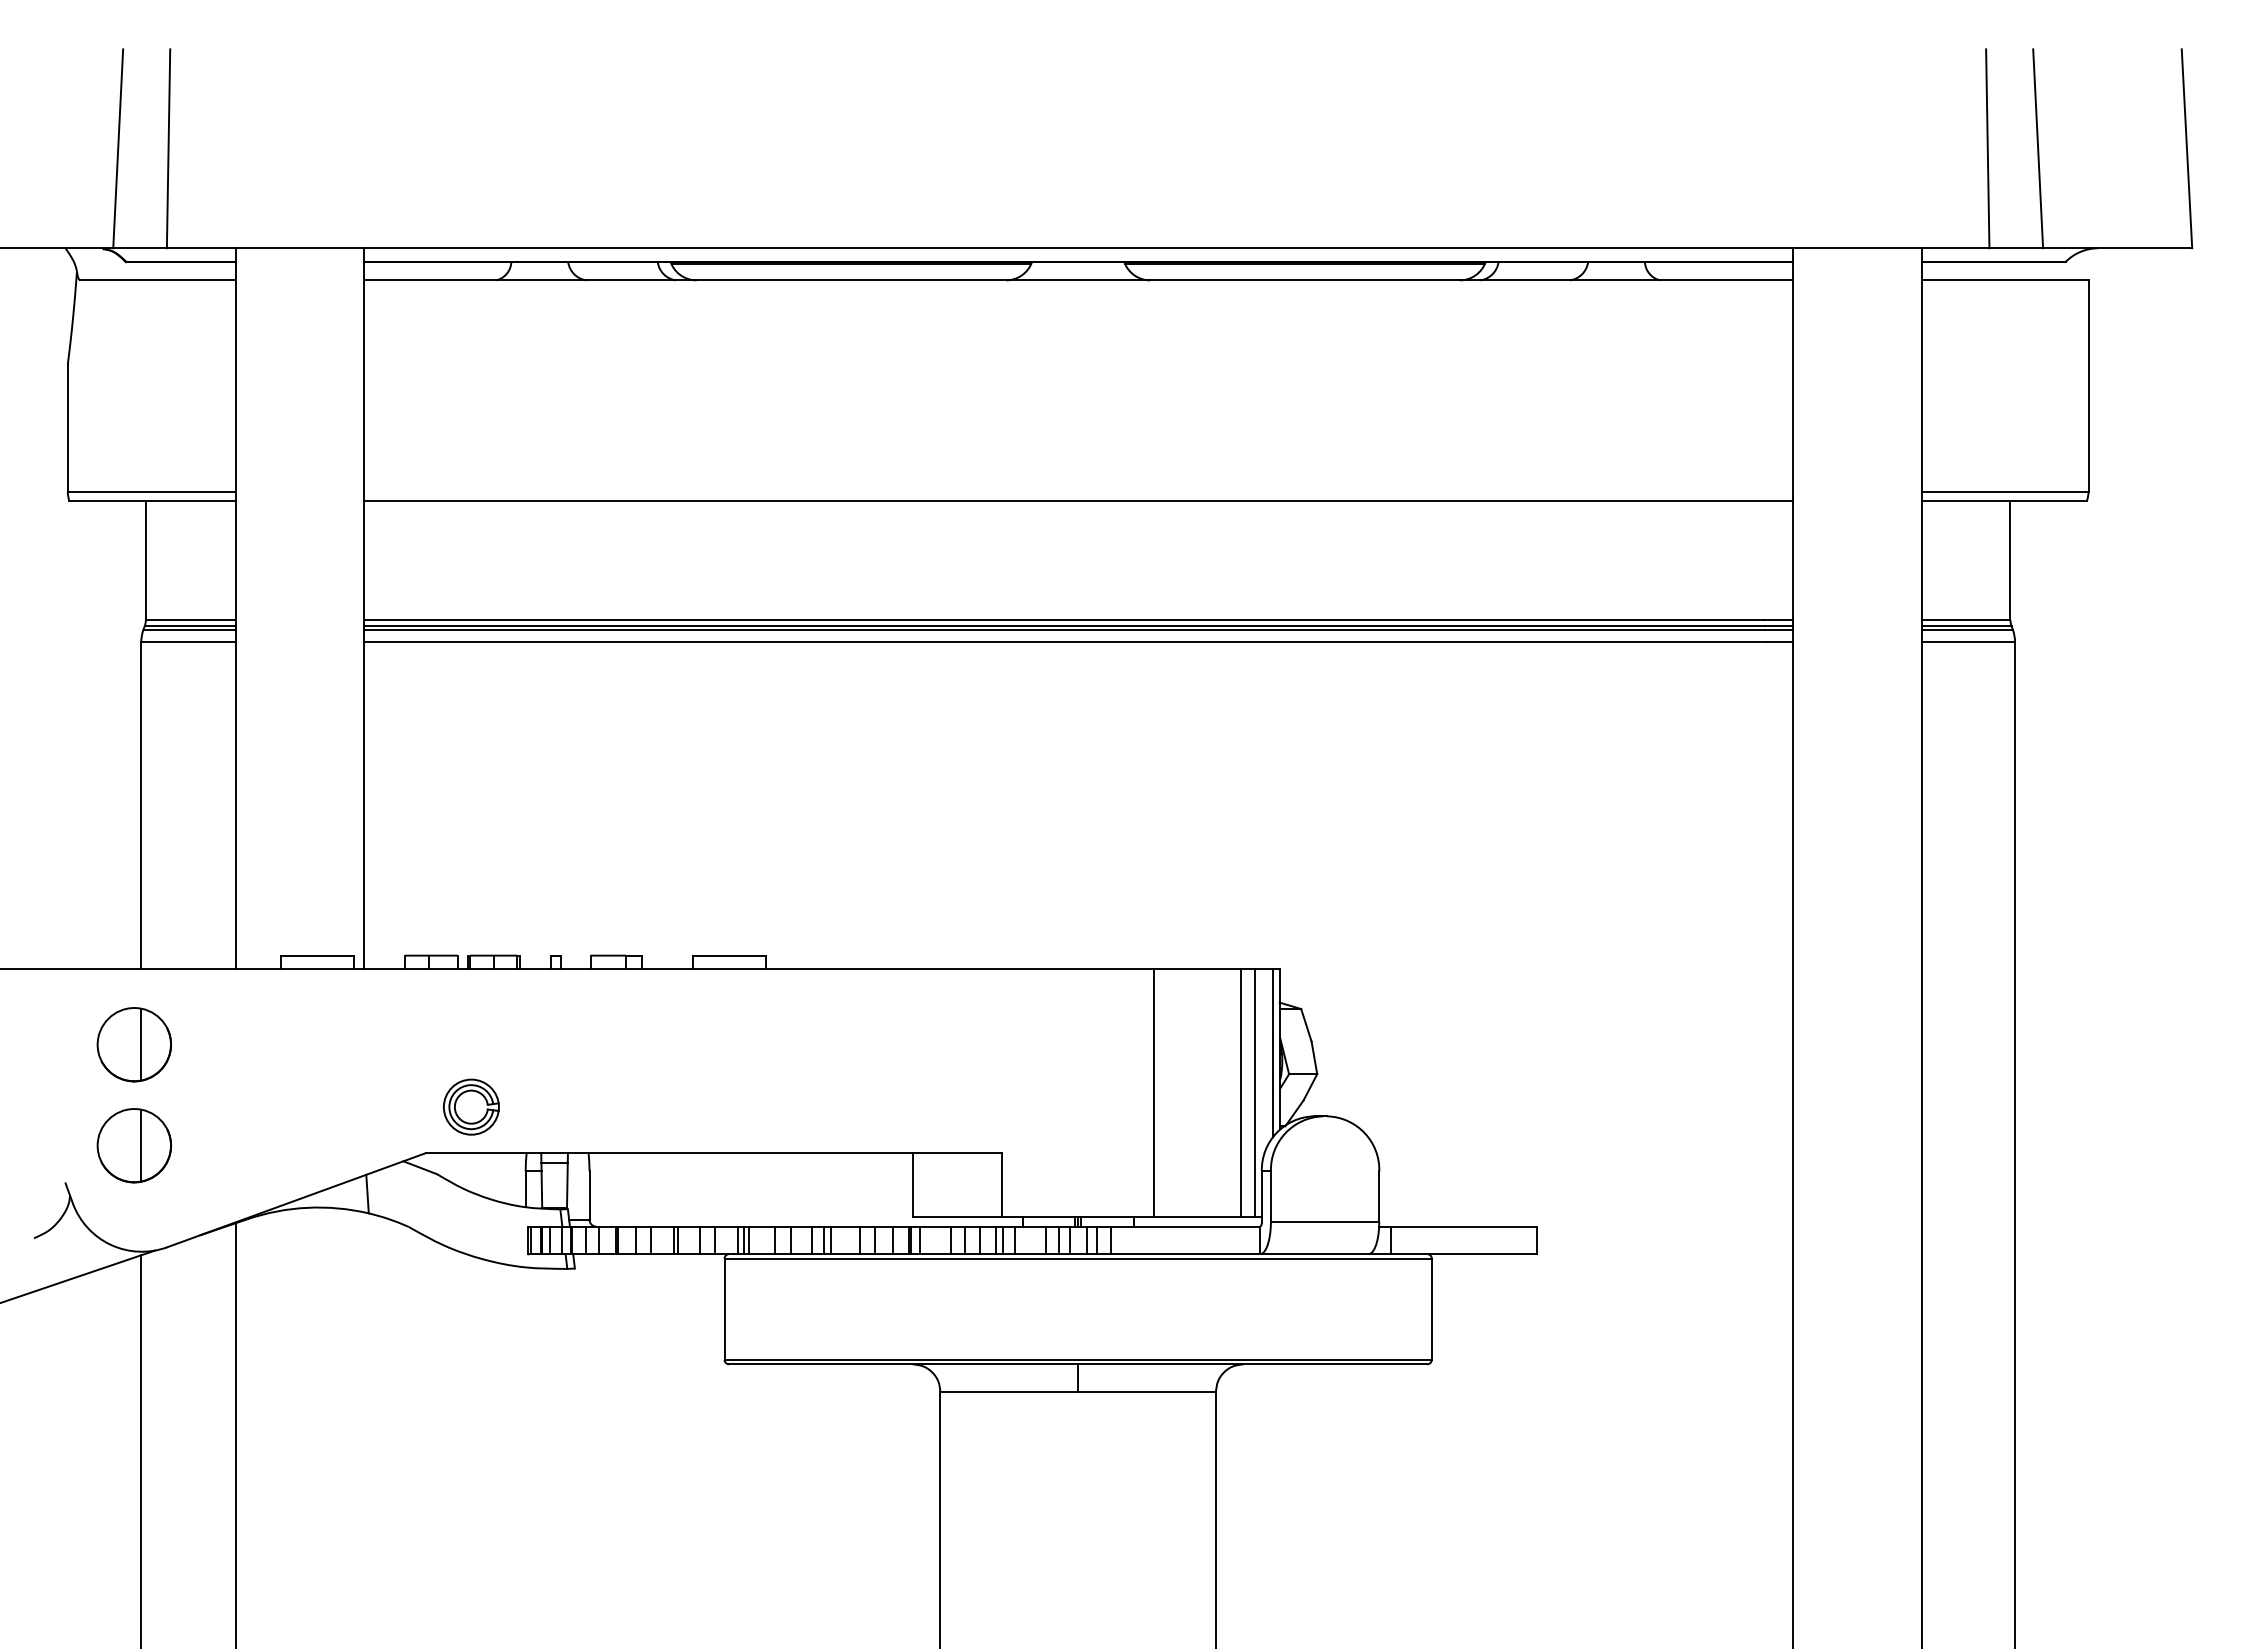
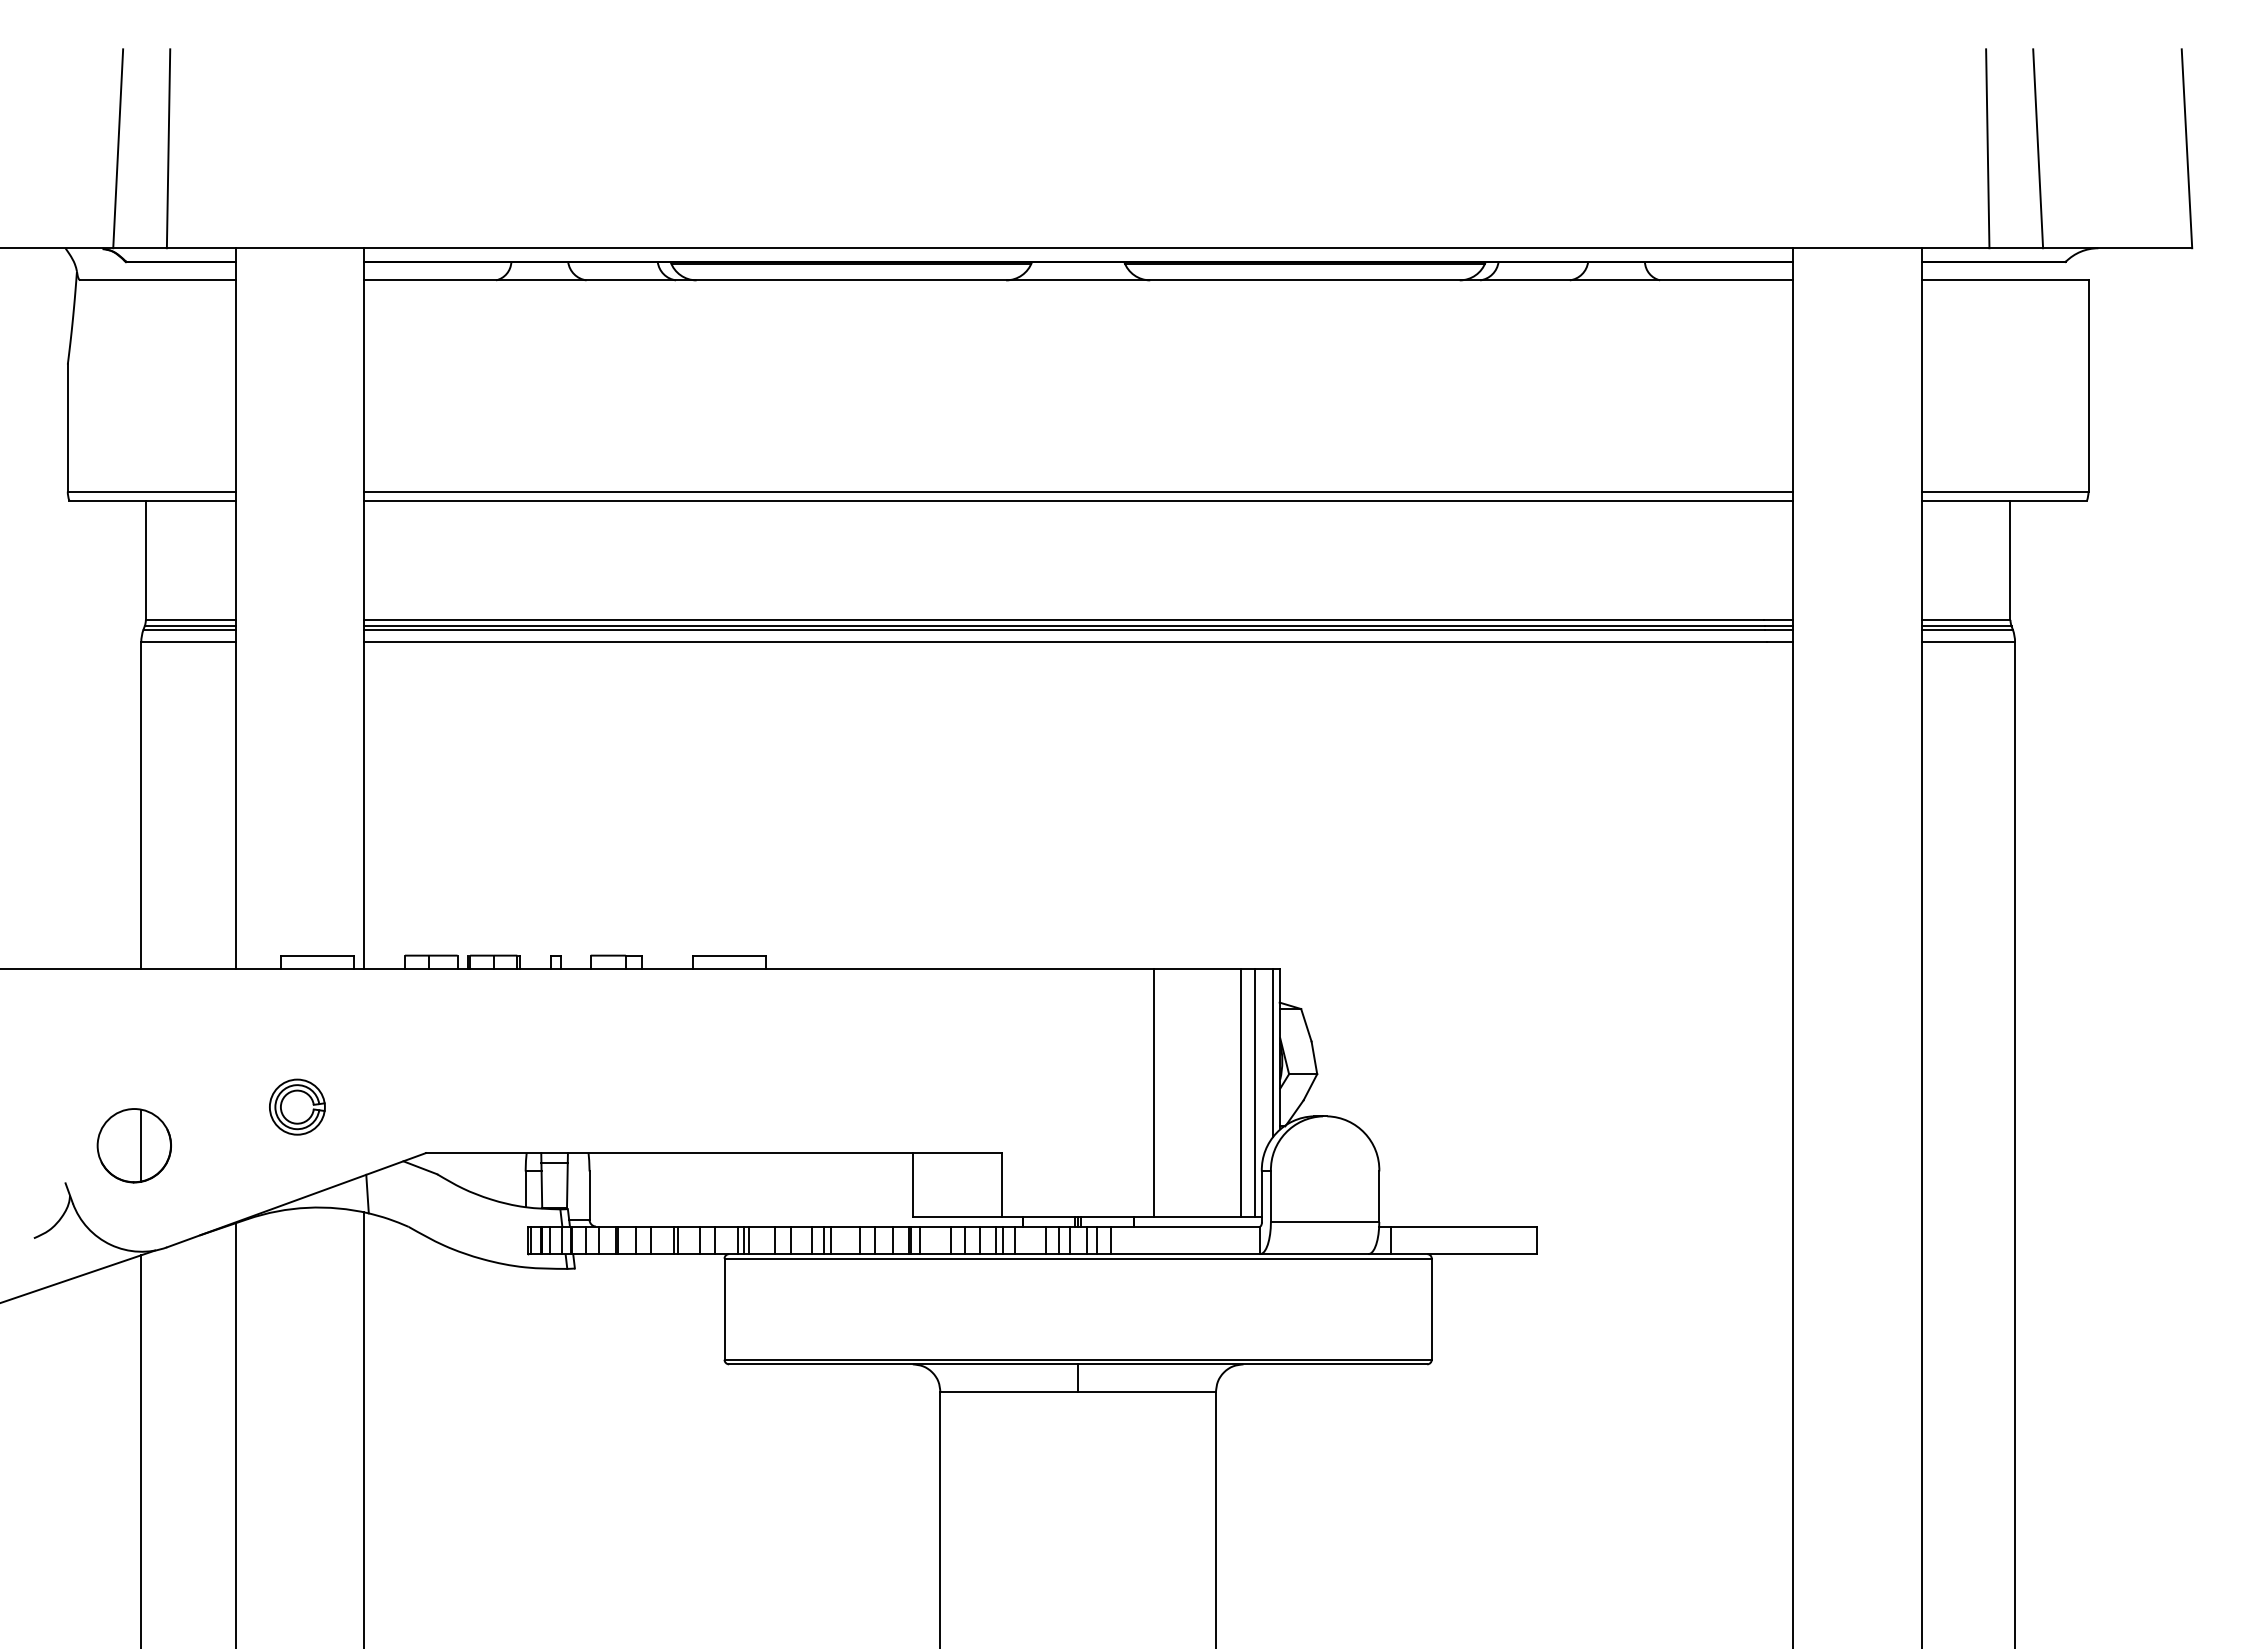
line: none -> present (1078, 491)
part: present -> none (133, 1044)
part position: (471, 1106) -> (297, 1106) (297, 1106)
line: none -> present (364, 1428)
